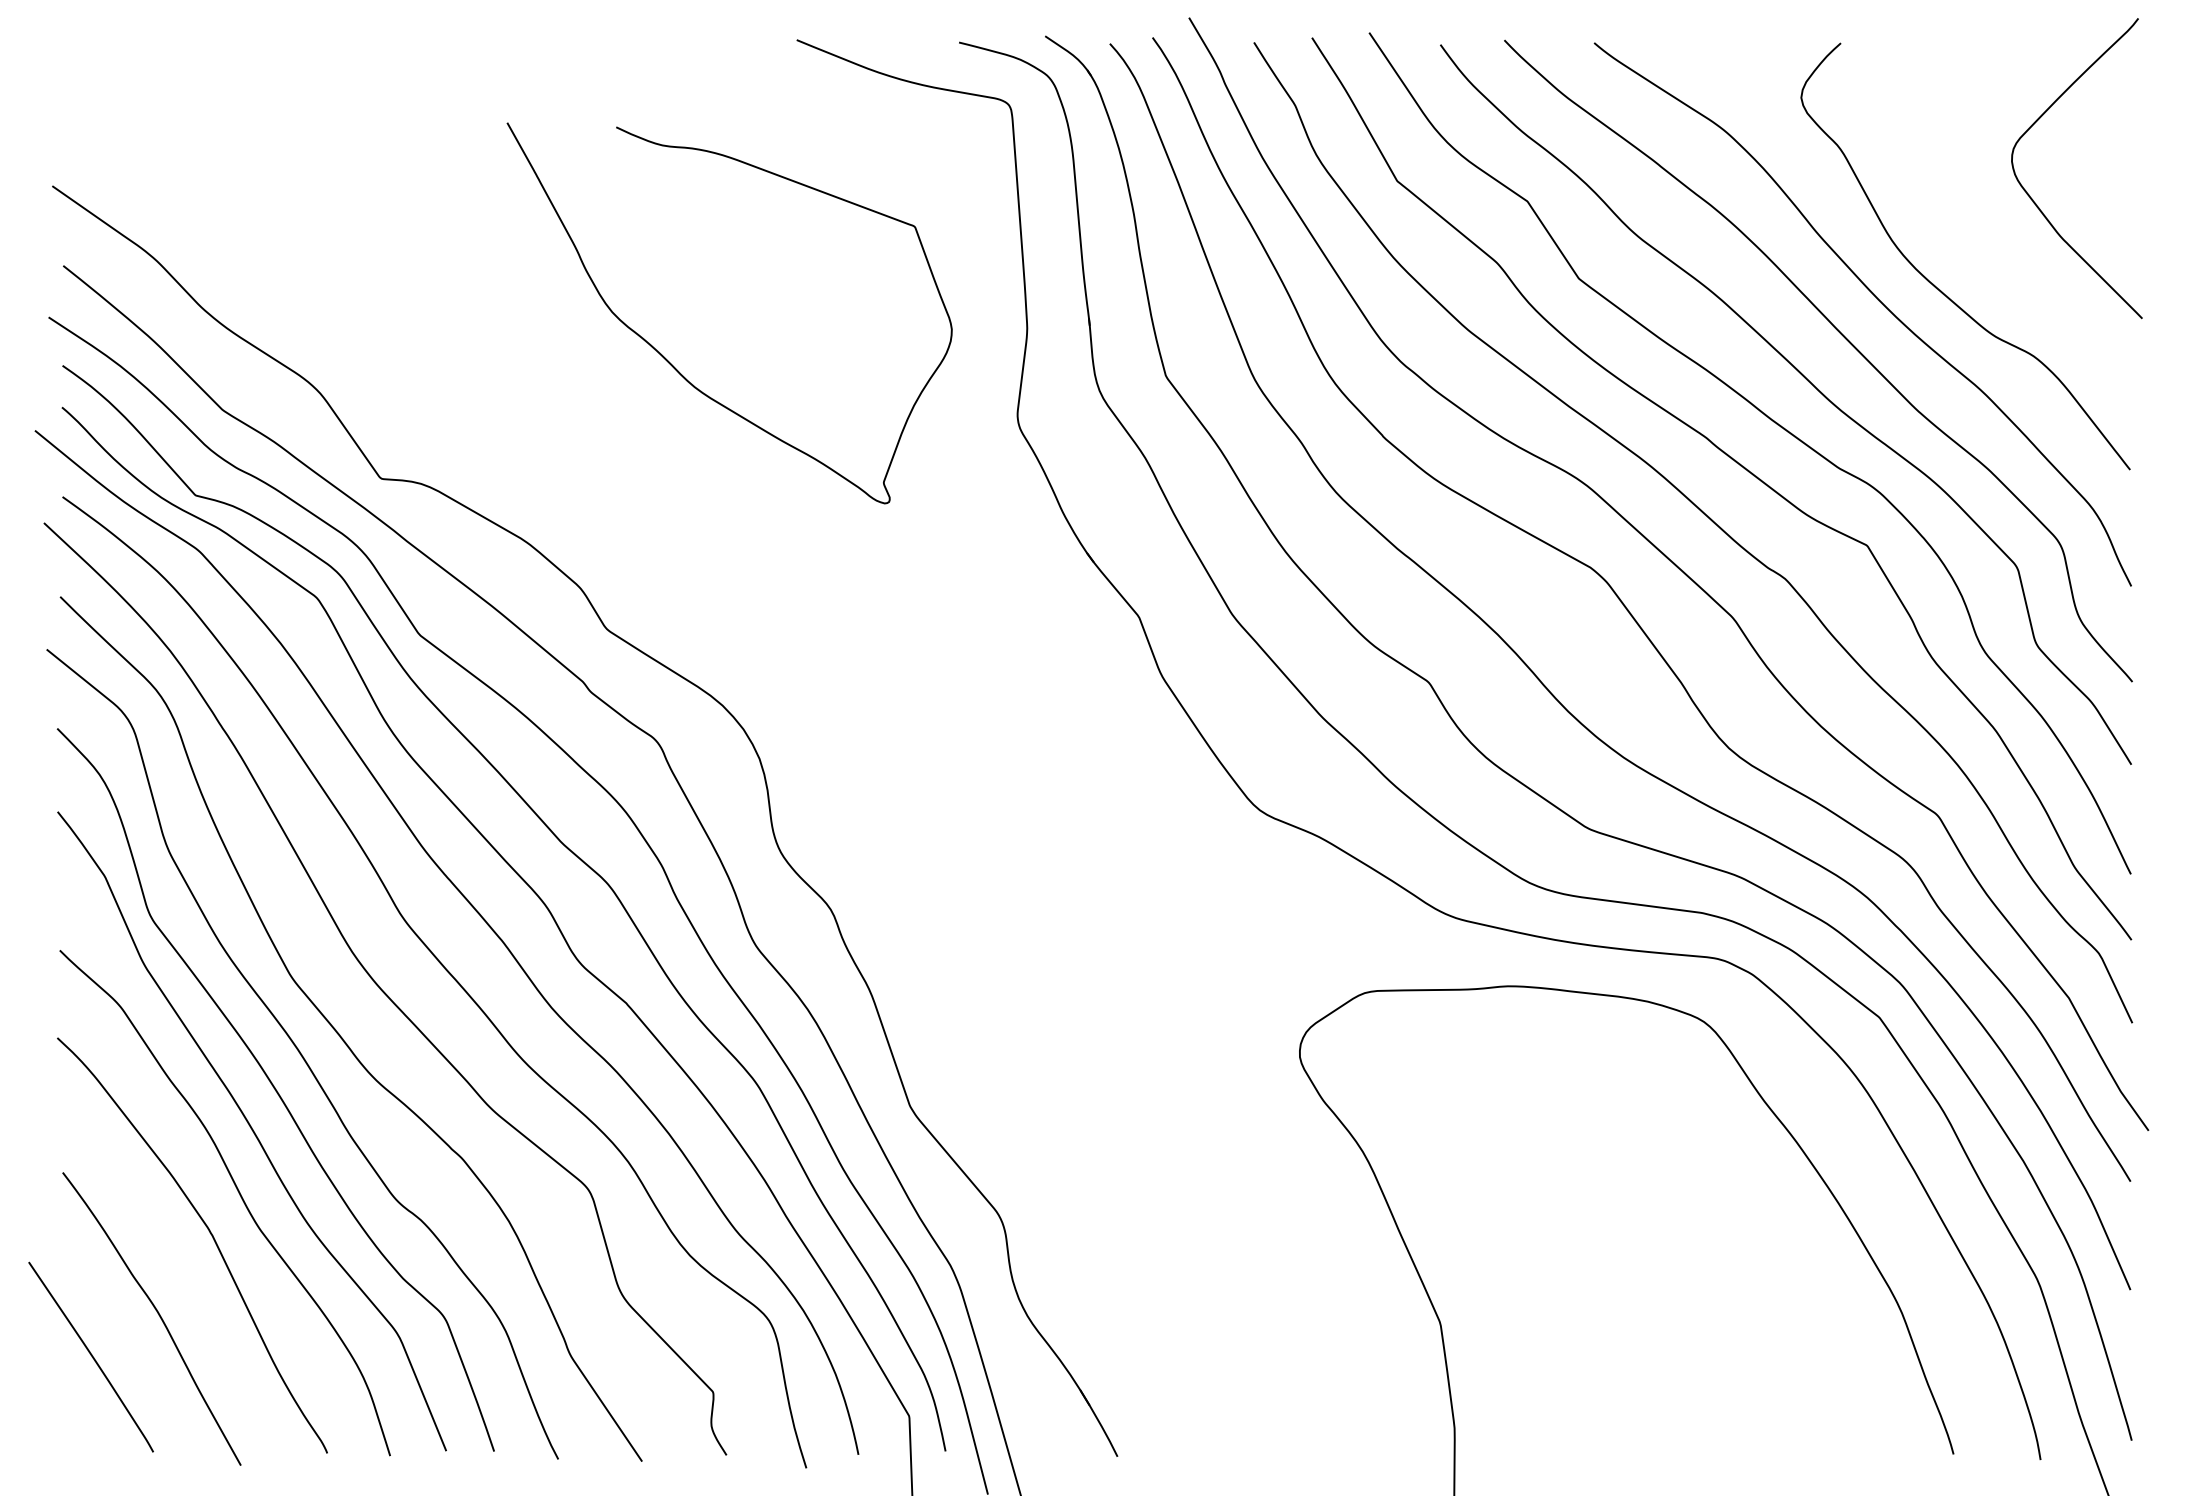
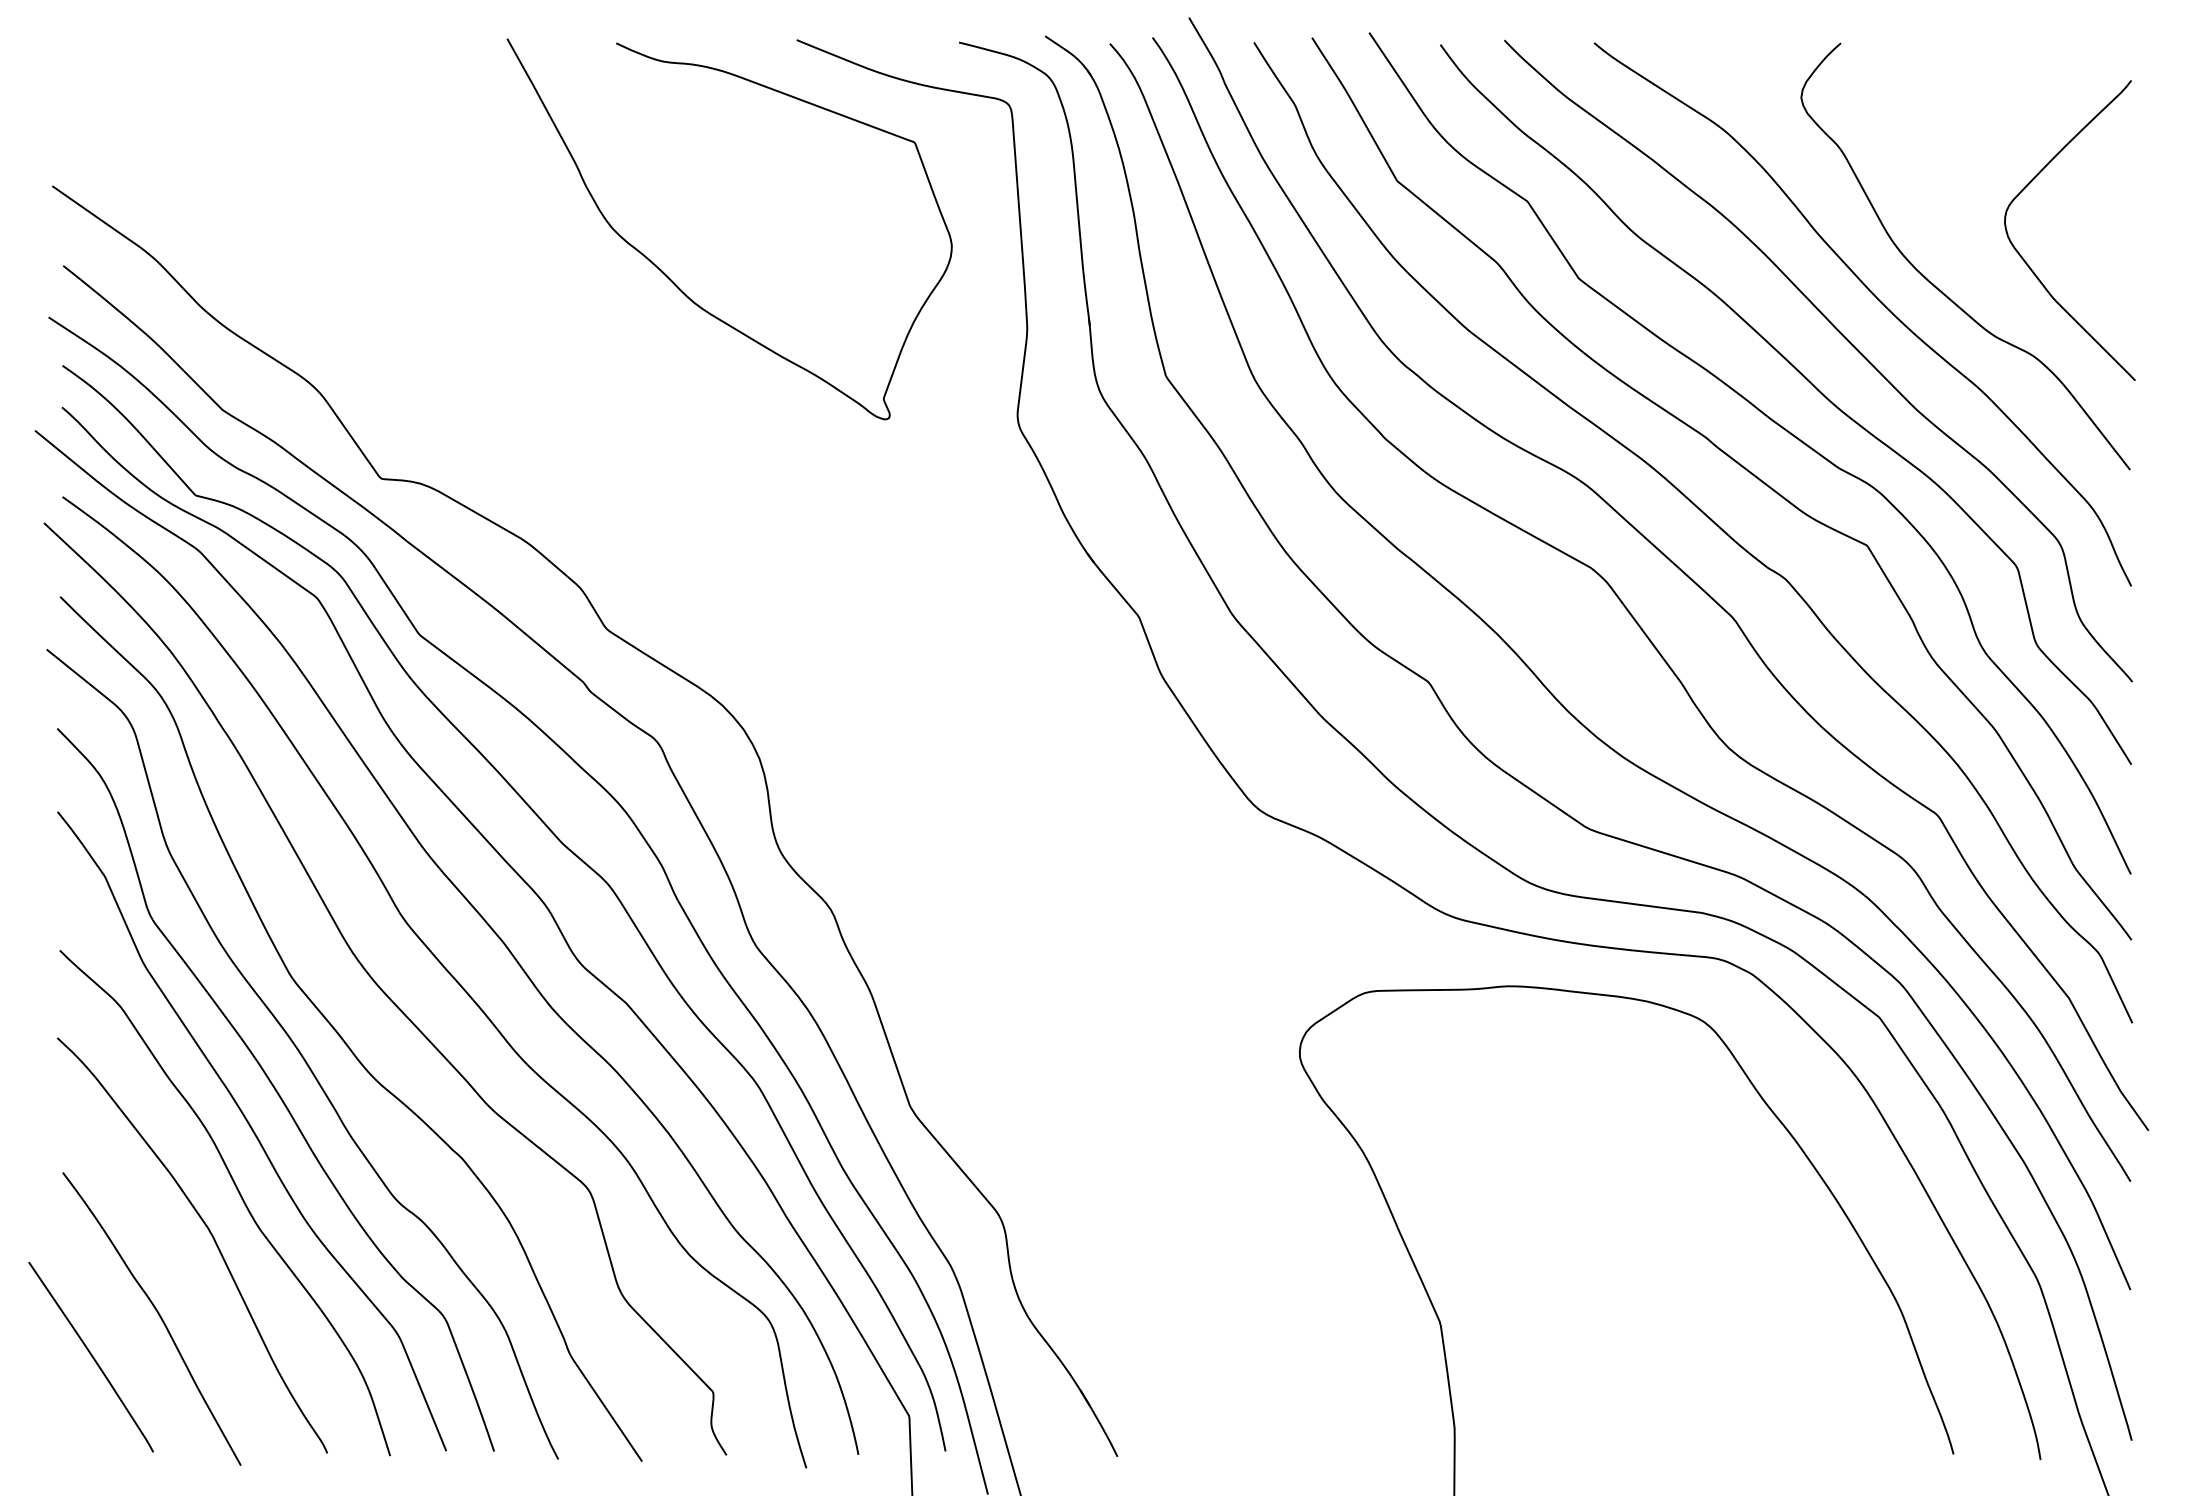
curve position: (2033, 199) -> (2026, 261) (2026, 261)
curve position: (675, 367) -> (675, 283) (675, 283)
